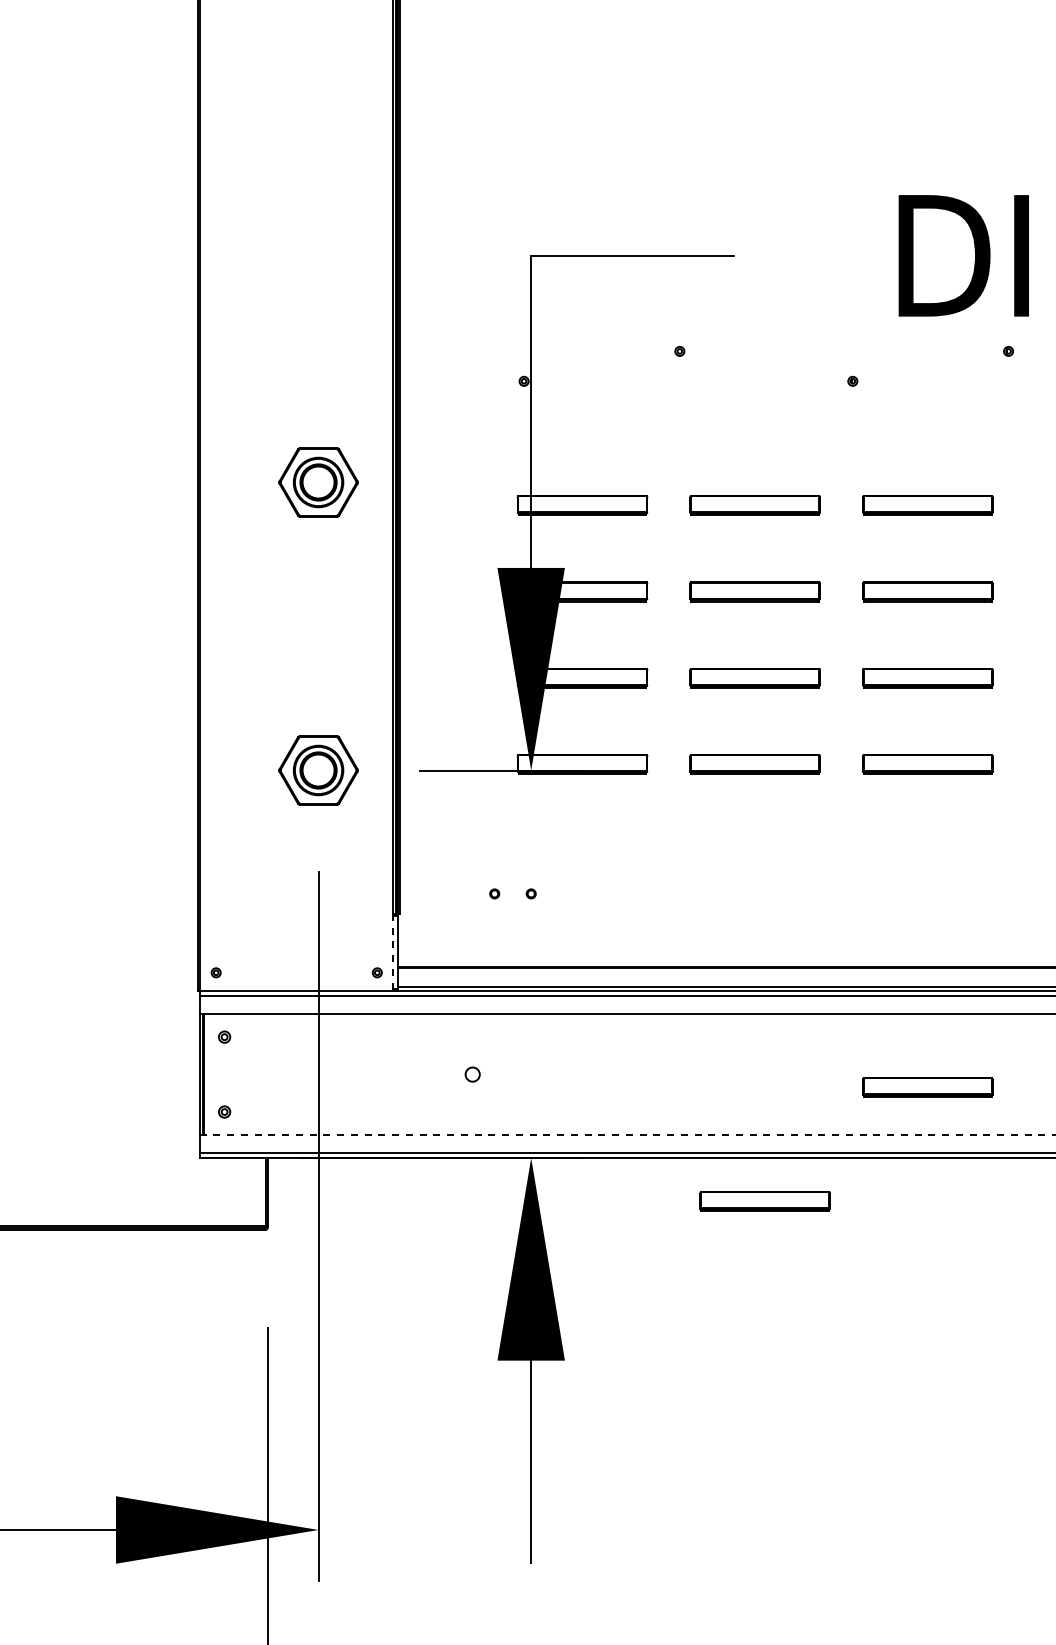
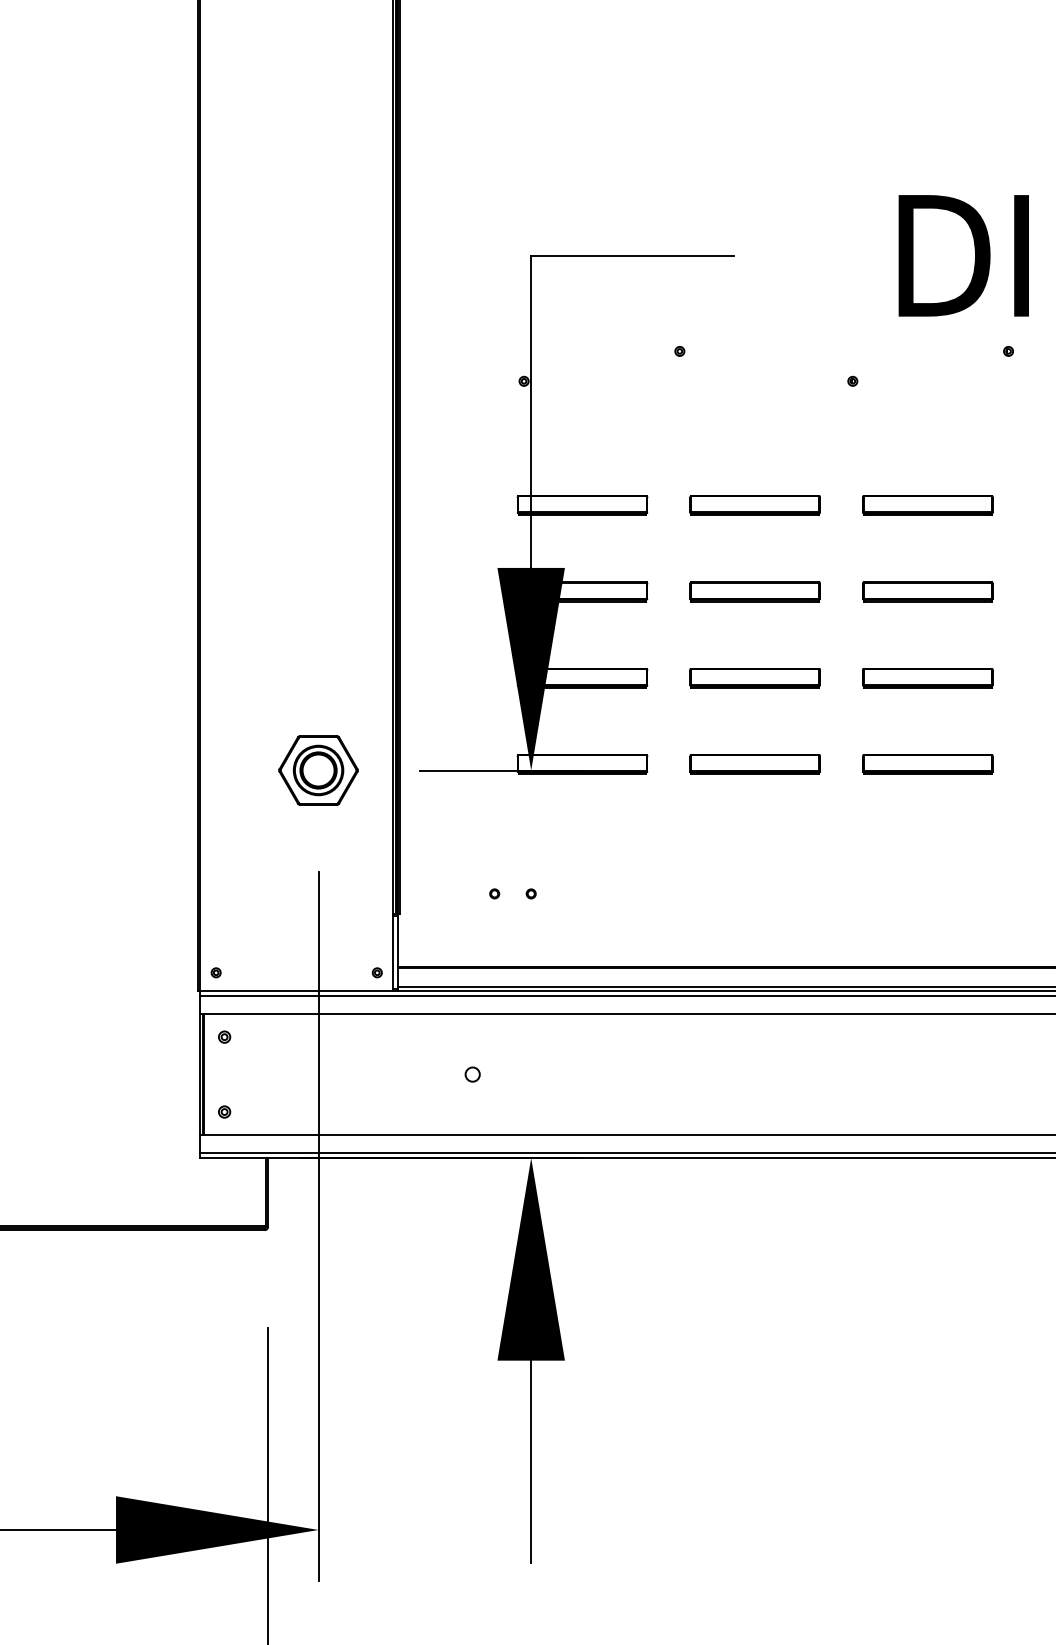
part: present -> none (318, 482)
line: dashed -> solid (393, 952)
part: present -> none (927, 1087)
line: dashed -> solid (627, 1135)
part: present -> none (764, 1201)
